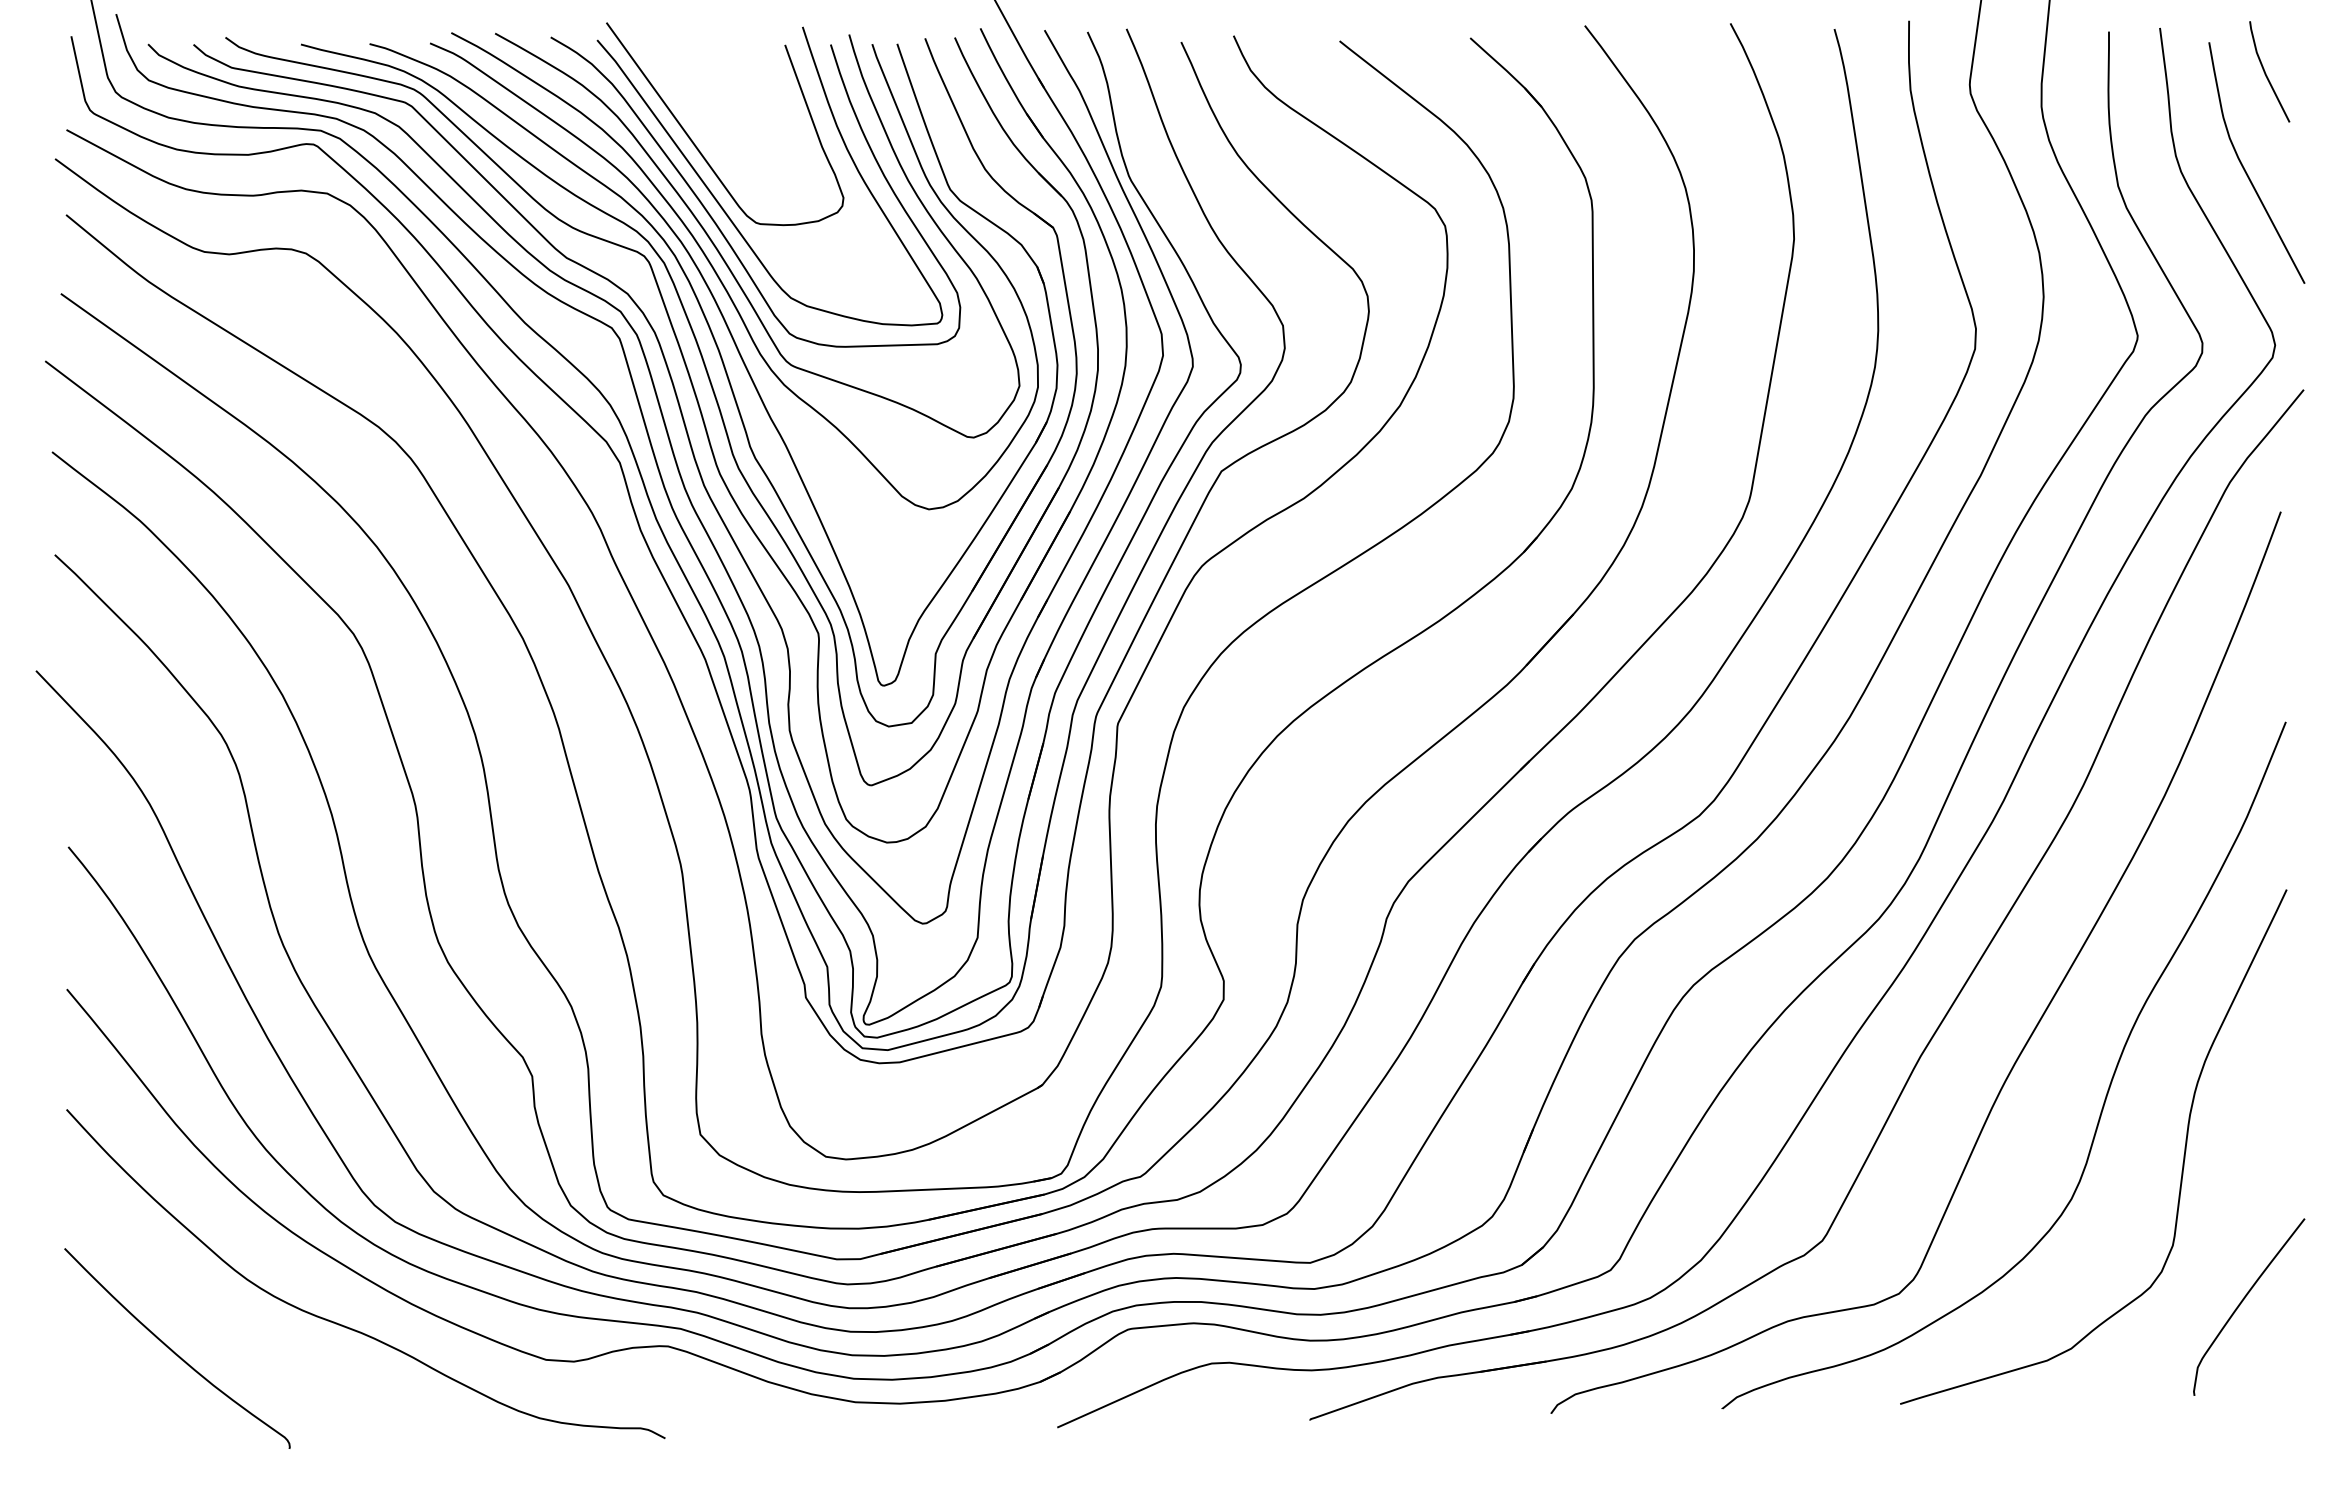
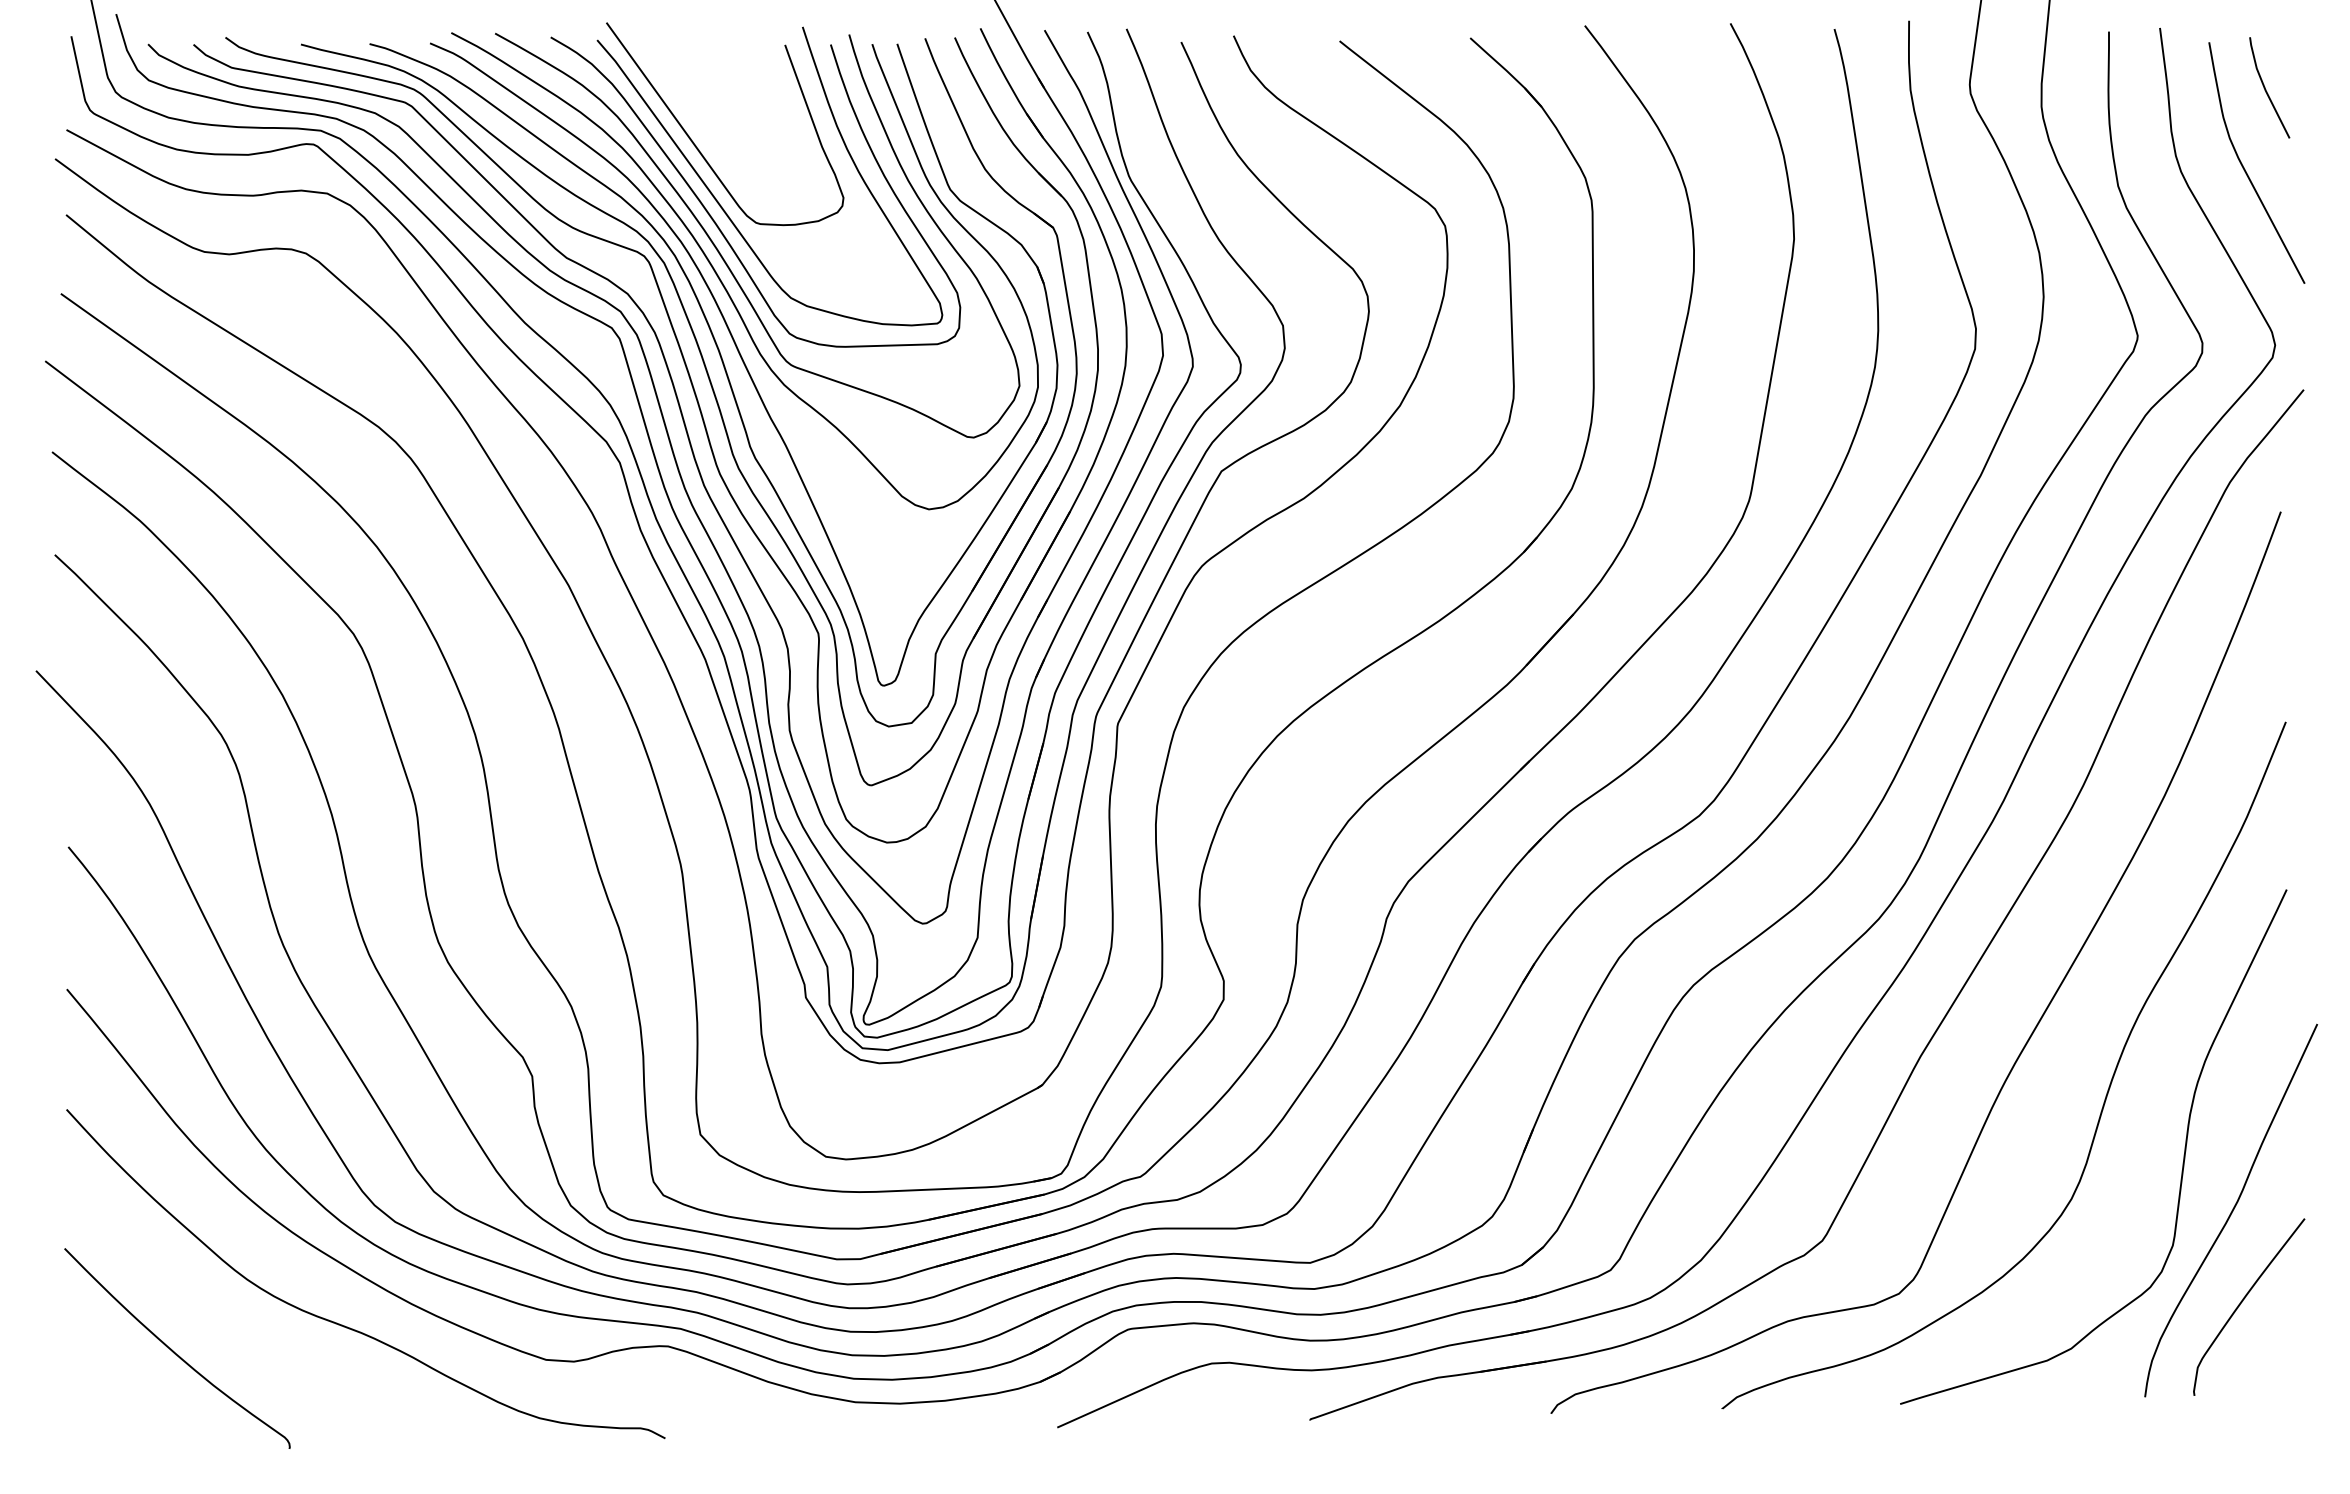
curve position: (2266, 73) -> (2266, 89) (2266, 89)
curve: none -> present (2231, 1210)
